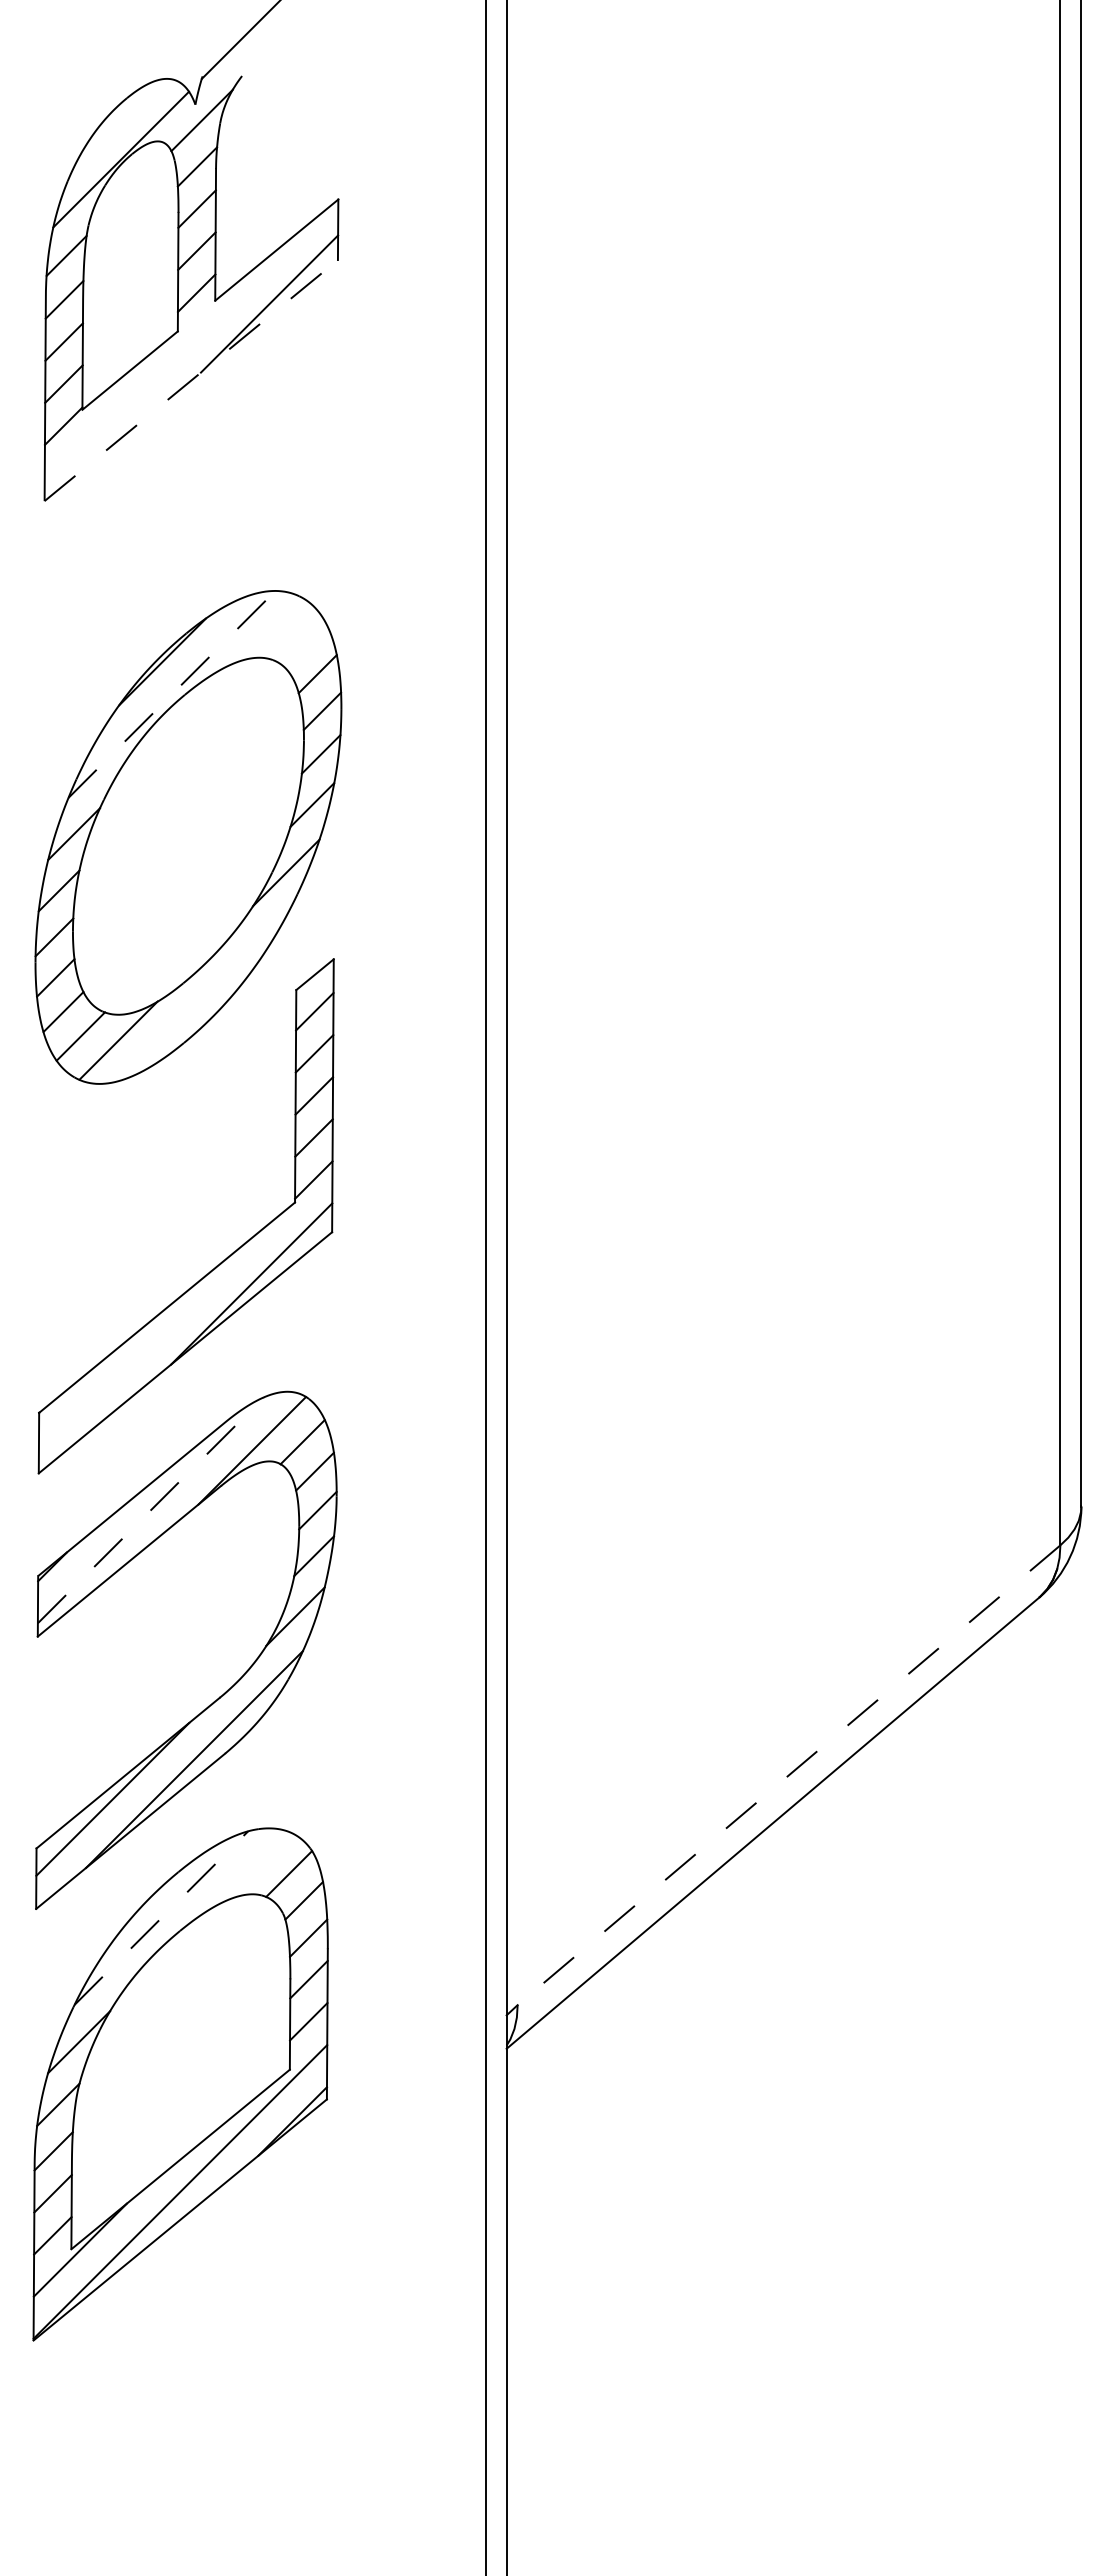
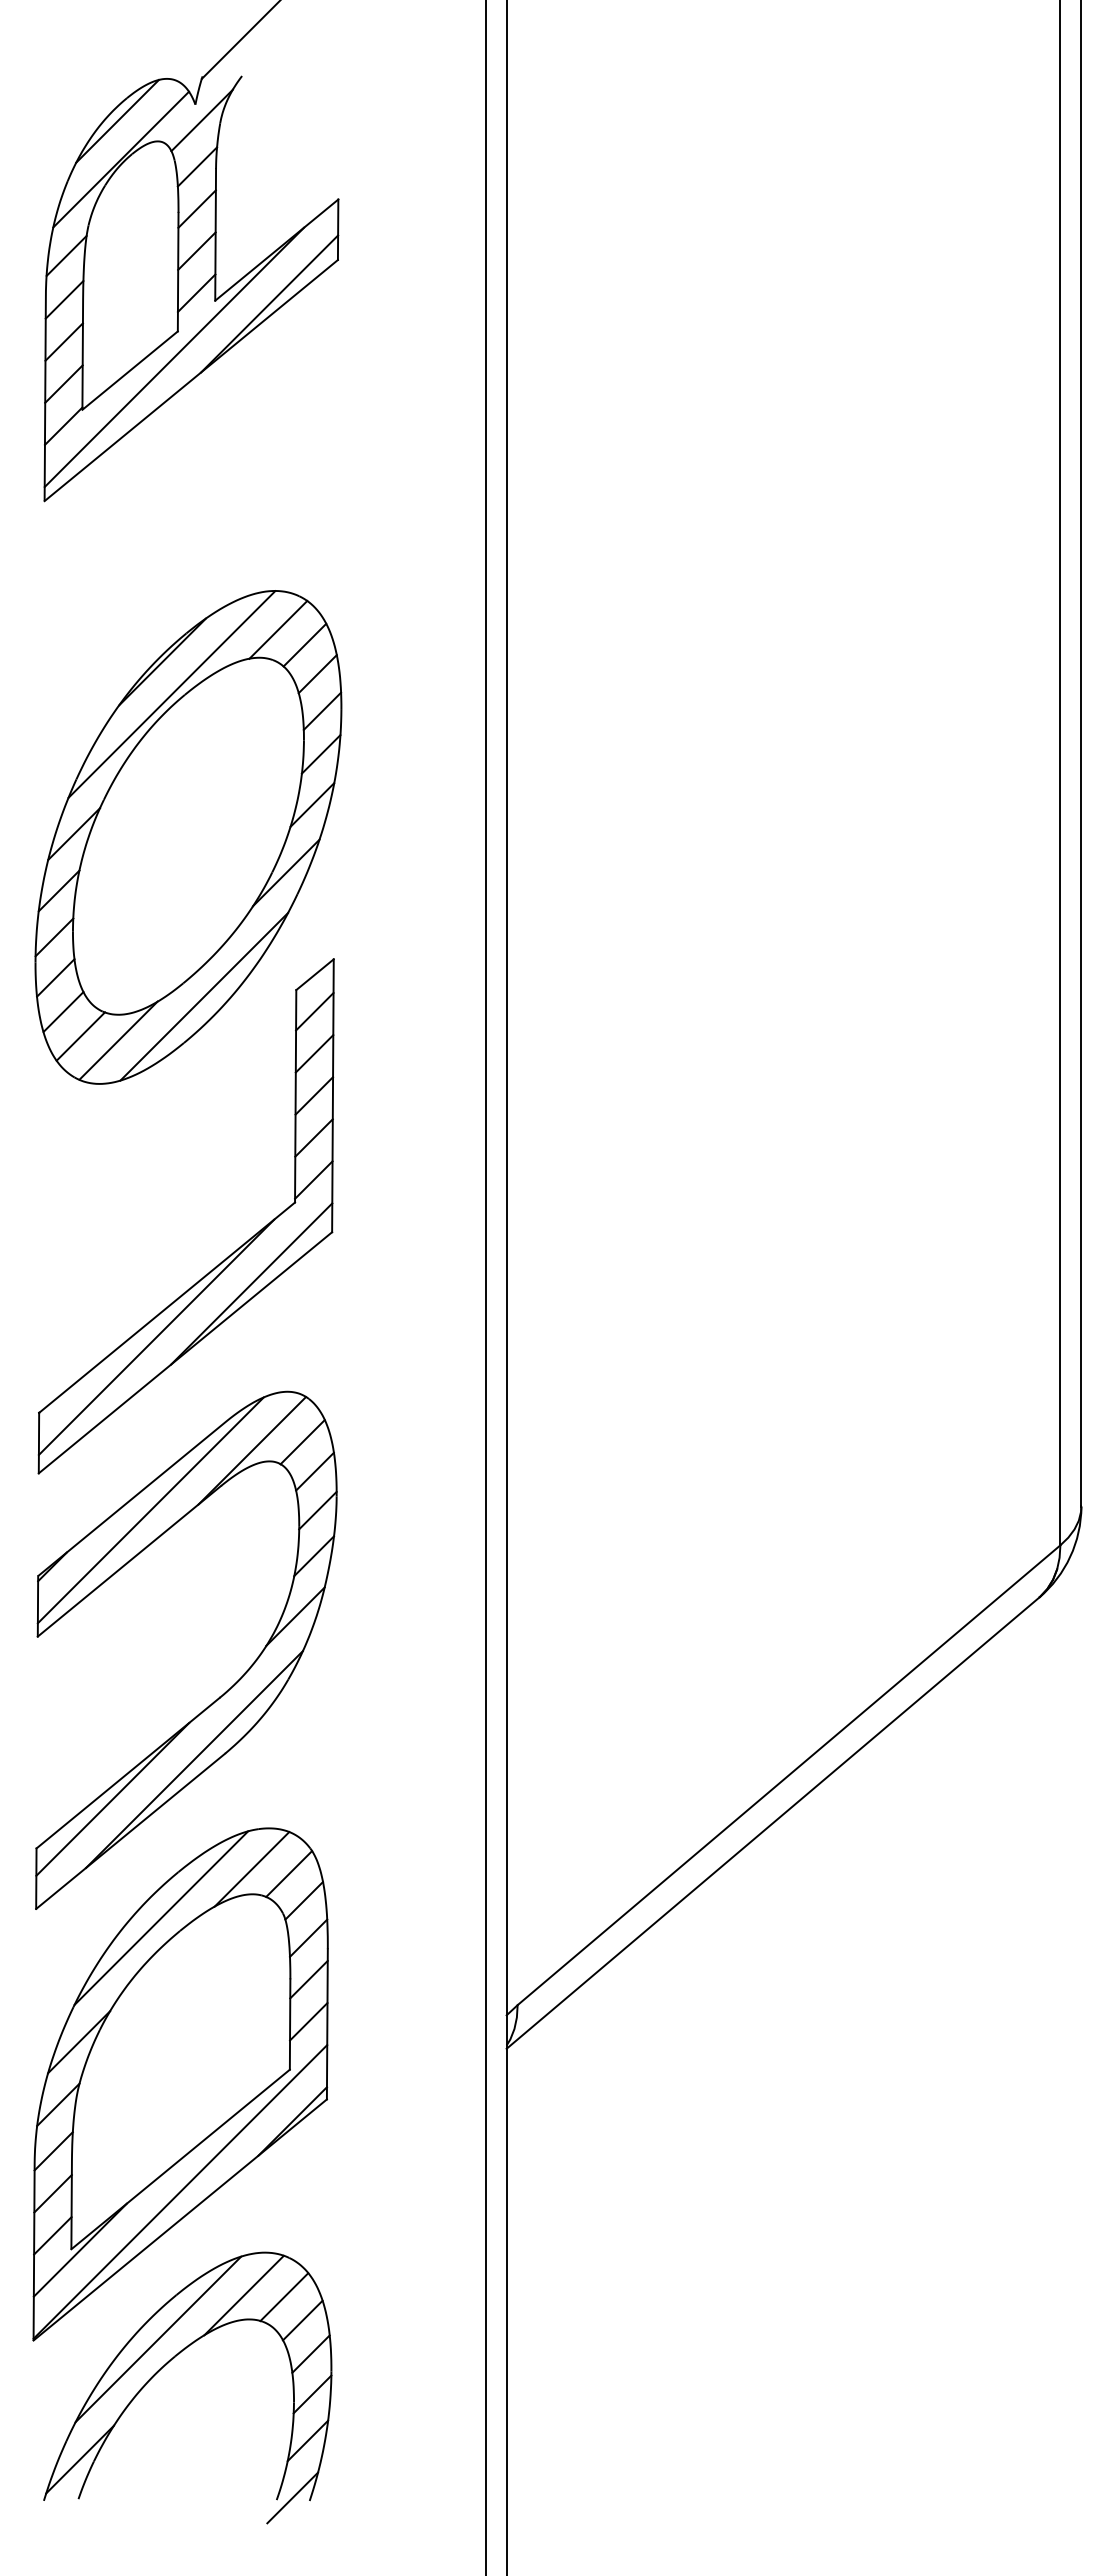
line: none -> present (117, 120)
line: none -> present (174, 357)
line: dashed -> solid (191, 380)
line: none -> present (278, 629)
line: none -> present (304, 644)
line: dashed -> solid (172, 694)
line: none -> present (204, 996)
line: none -> present (156, 1336)
line: dashed -> solid (150, 1510)
line: dashed -> solid (789, 1775)
line: none -> present (251, 1869)
line: dashed -> solid (161, 1918)
part: none -> present (166, 2365)
